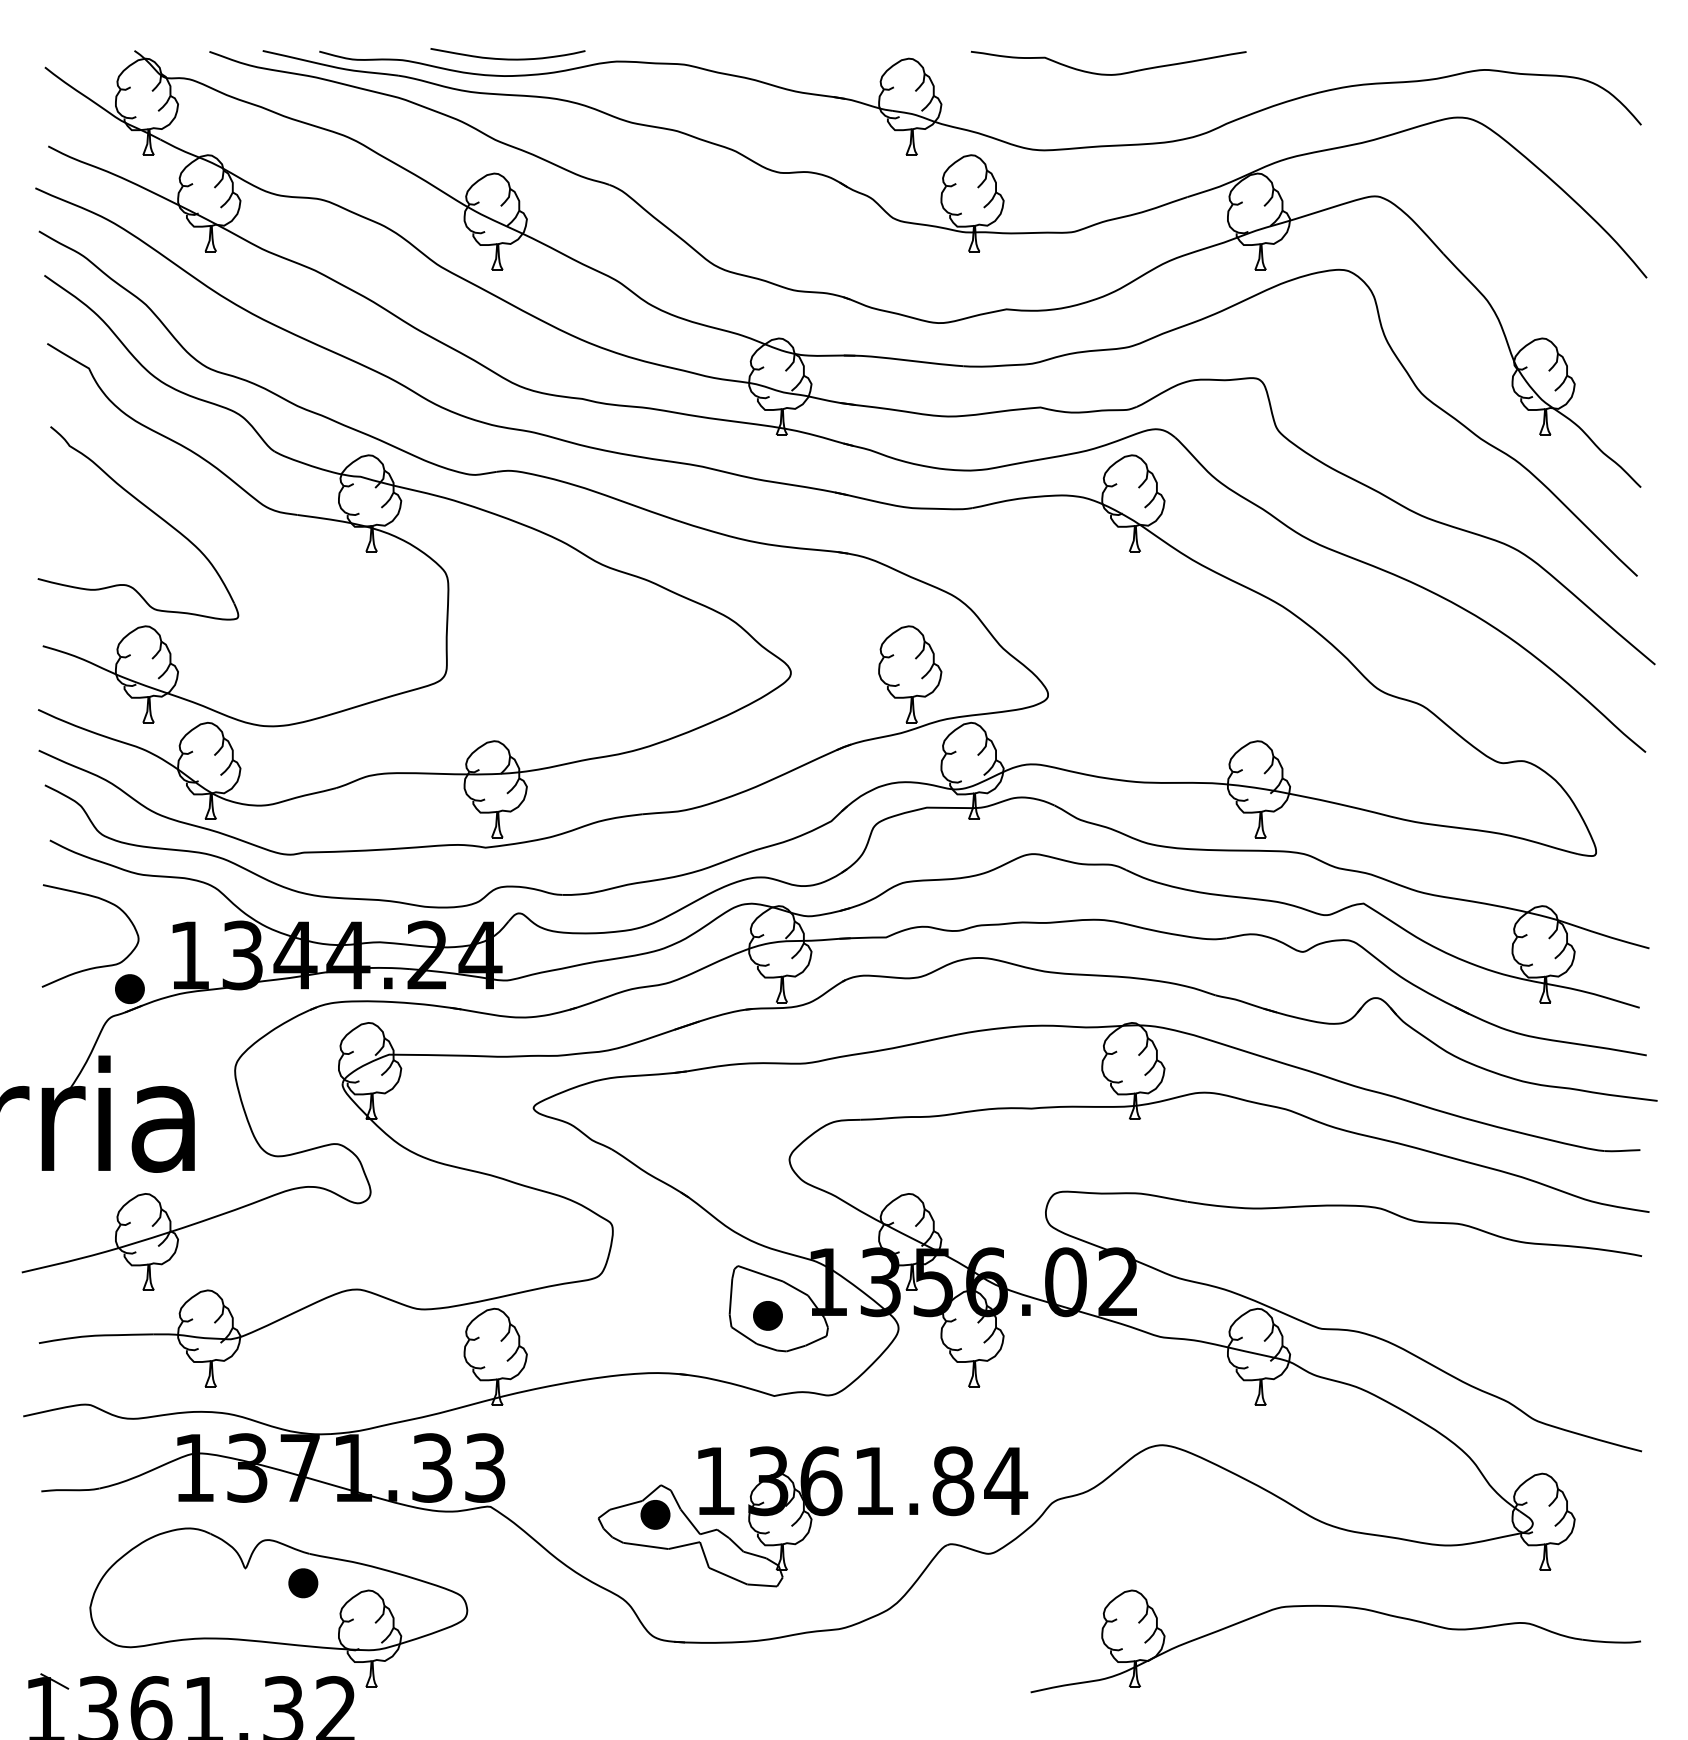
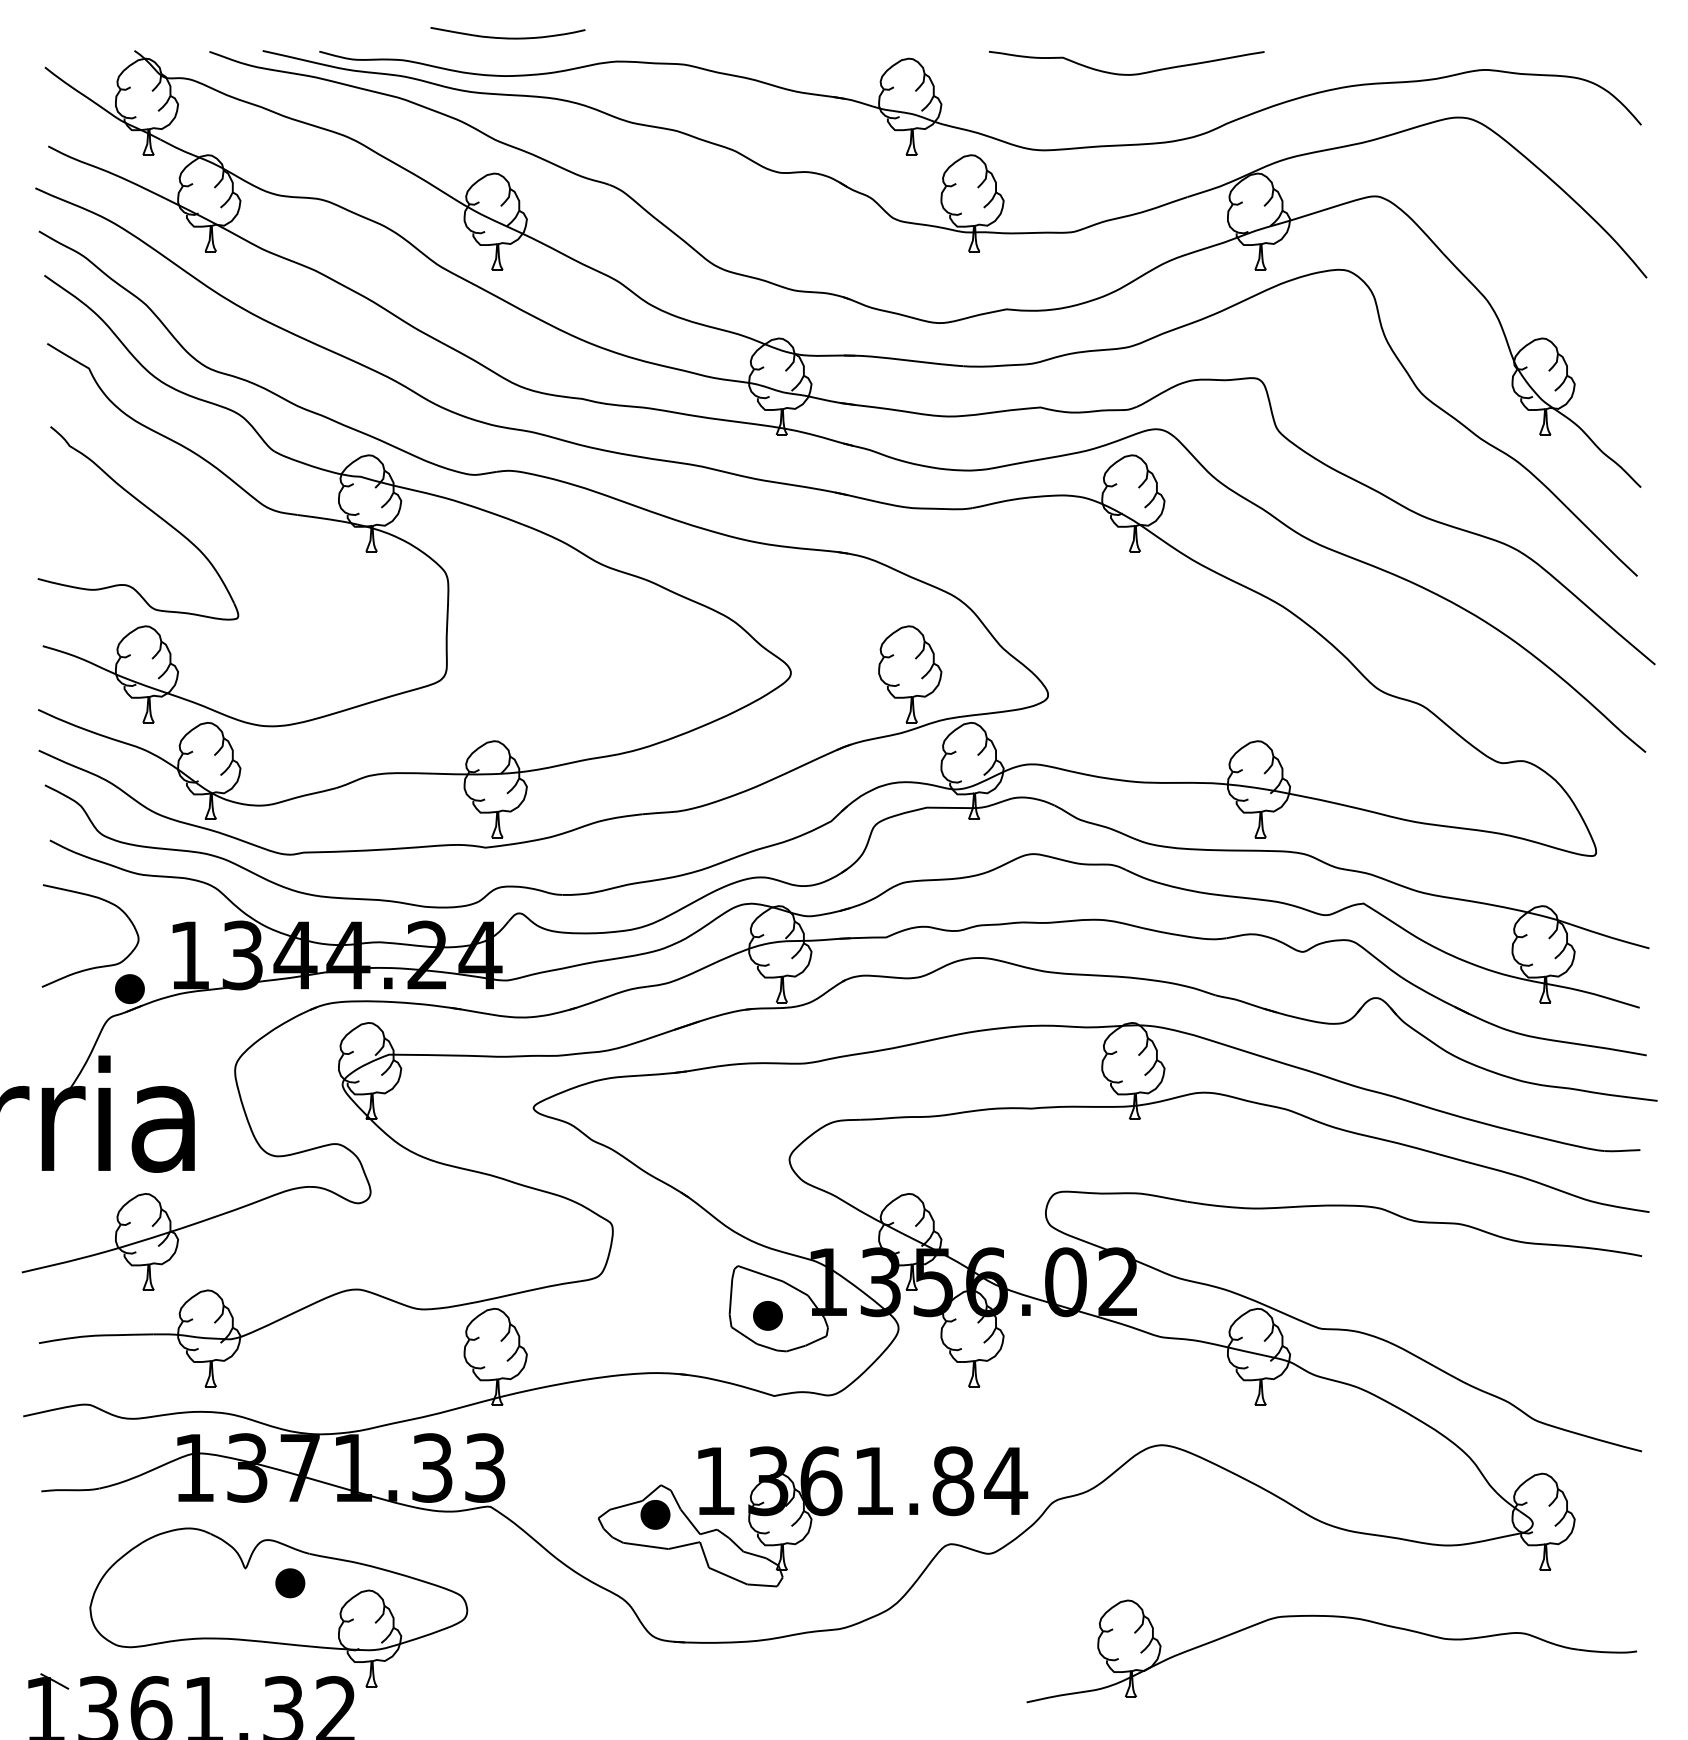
curve position: (507, 58) -> (507, 37) (507, 37)
curve position: (1106, 73) -> (1124, 73) (1124, 73)
part position: (303, 1583) -> (290, 1583) (290, 1583)
part position: (1335, 1607) -> (1331, 1617) (1331, 1617)
